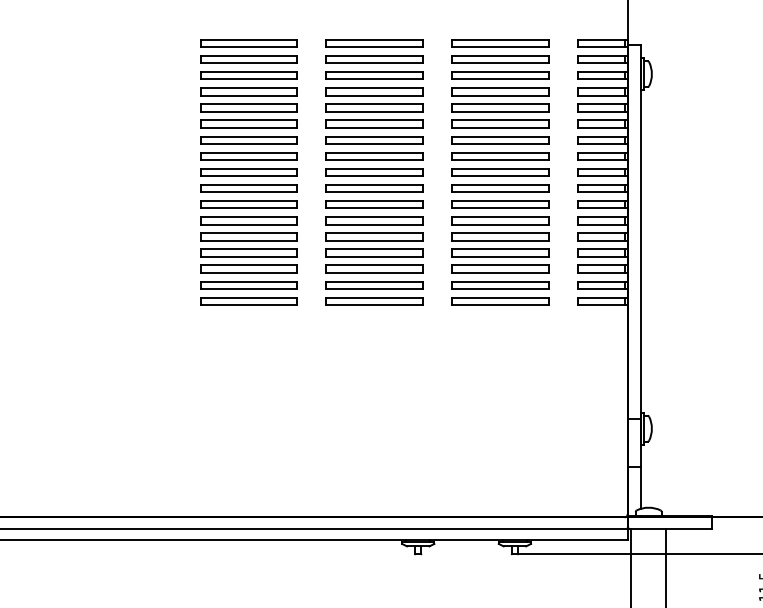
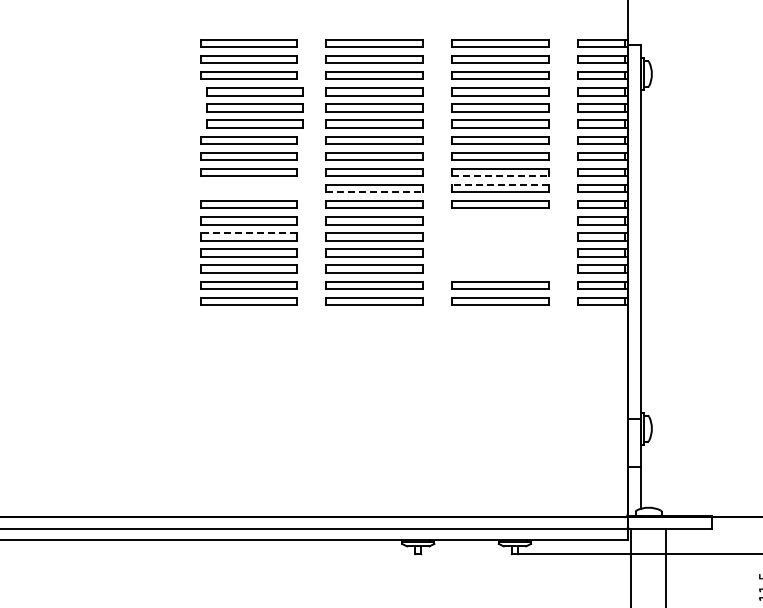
part position: (248, 107) -> (254, 107) (254, 107)
line: solid -> dashed (500, 176)
line: solid -> dashed (499, 184)
part: present -> none (248, 188)
line: solid -> dashed (375, 192)
line: solid -> dashed (248, 233)
part: present -> none (500, 244)
